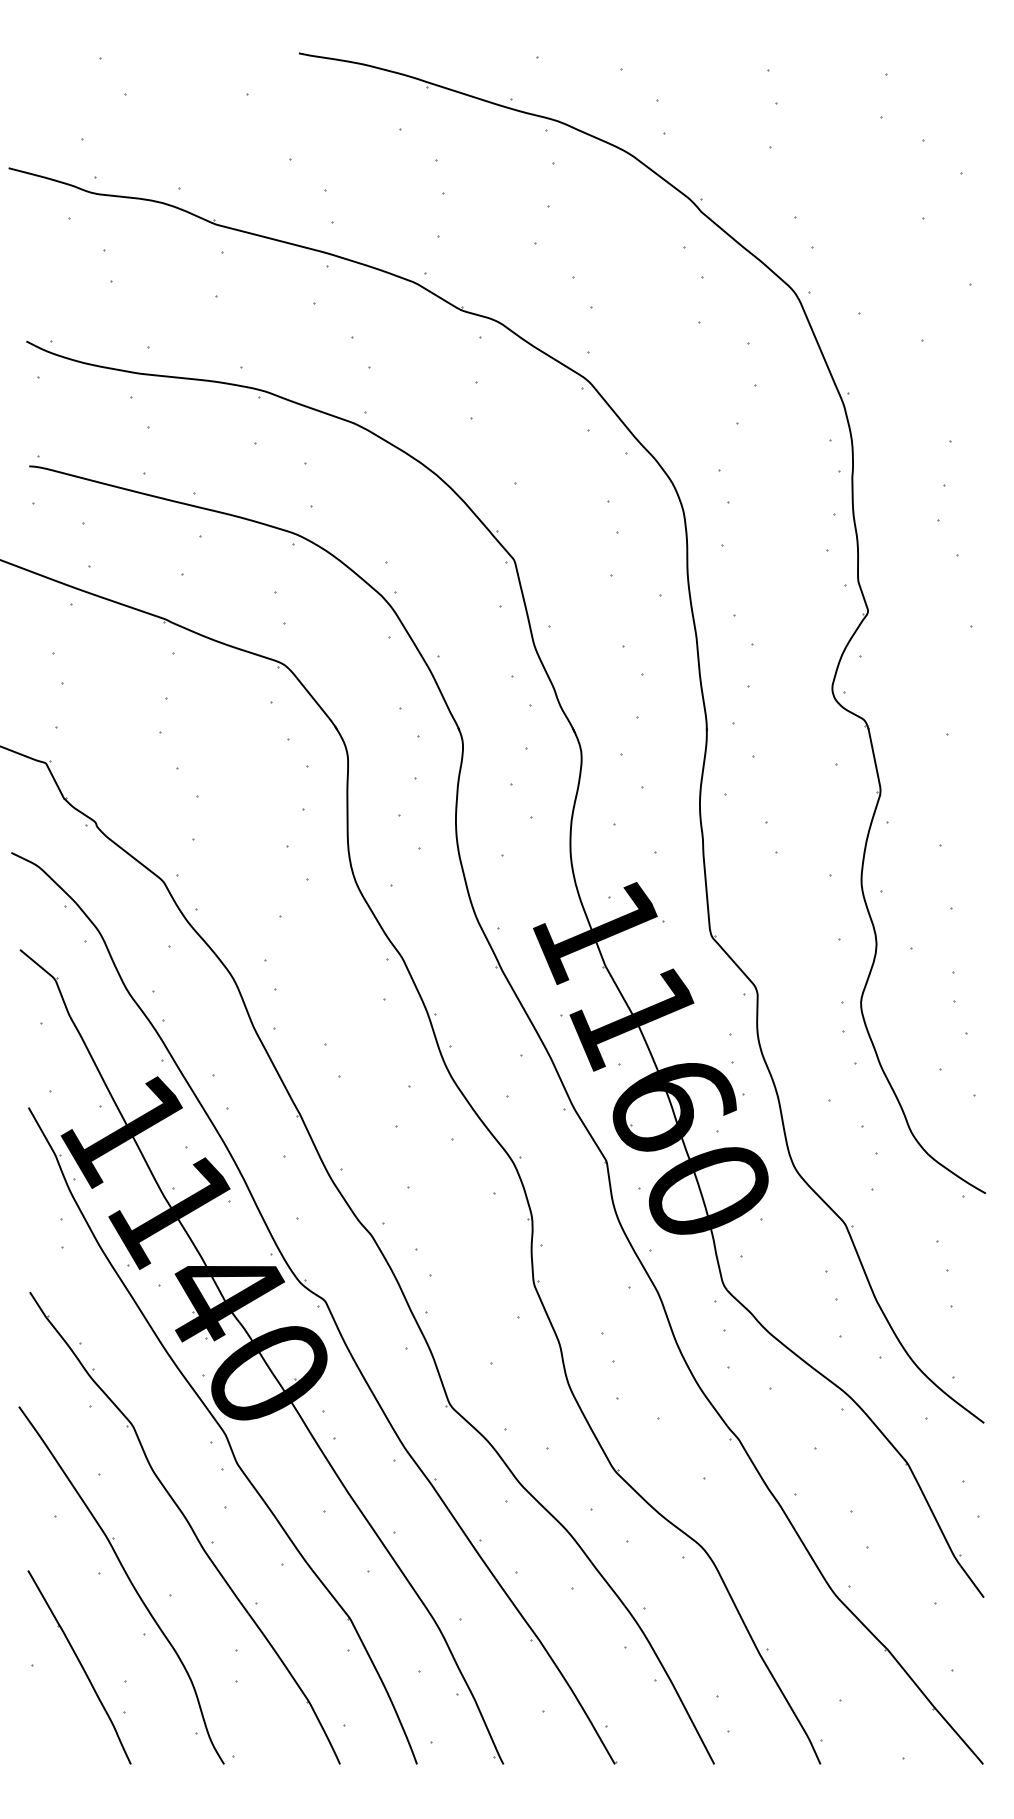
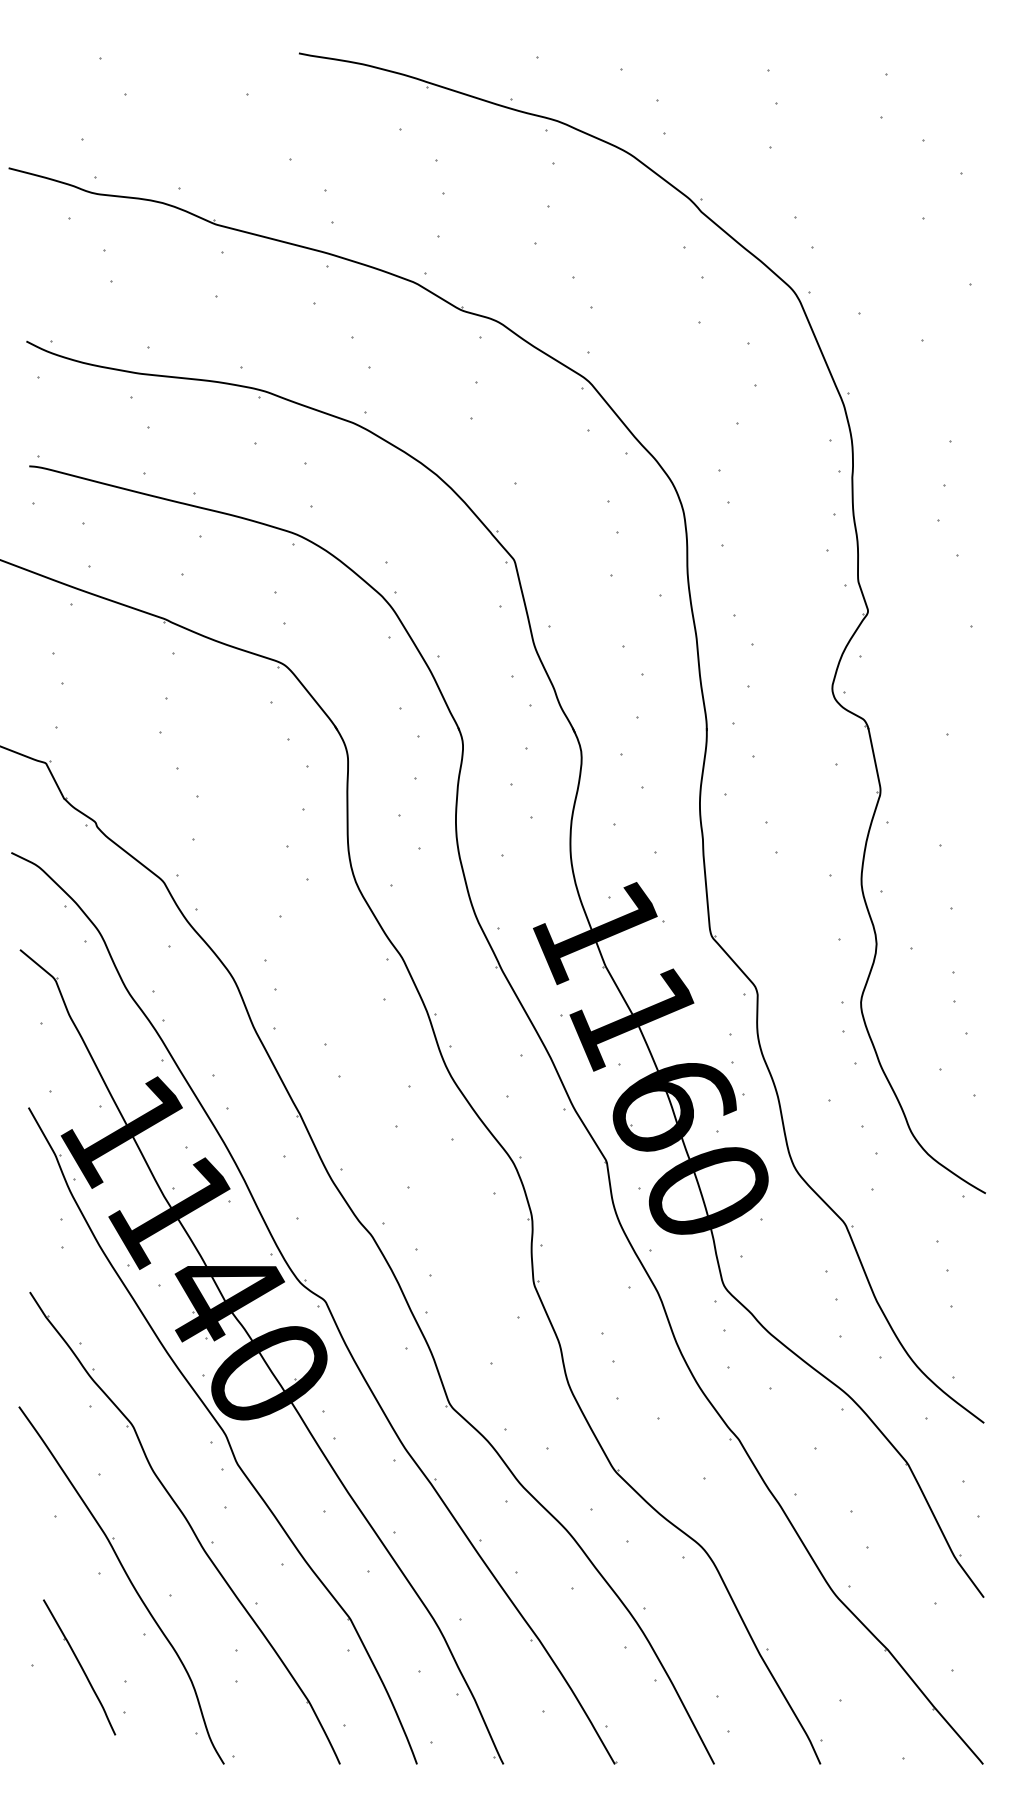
part size: 105x195 px -> 74x137 px (79, 1667)
